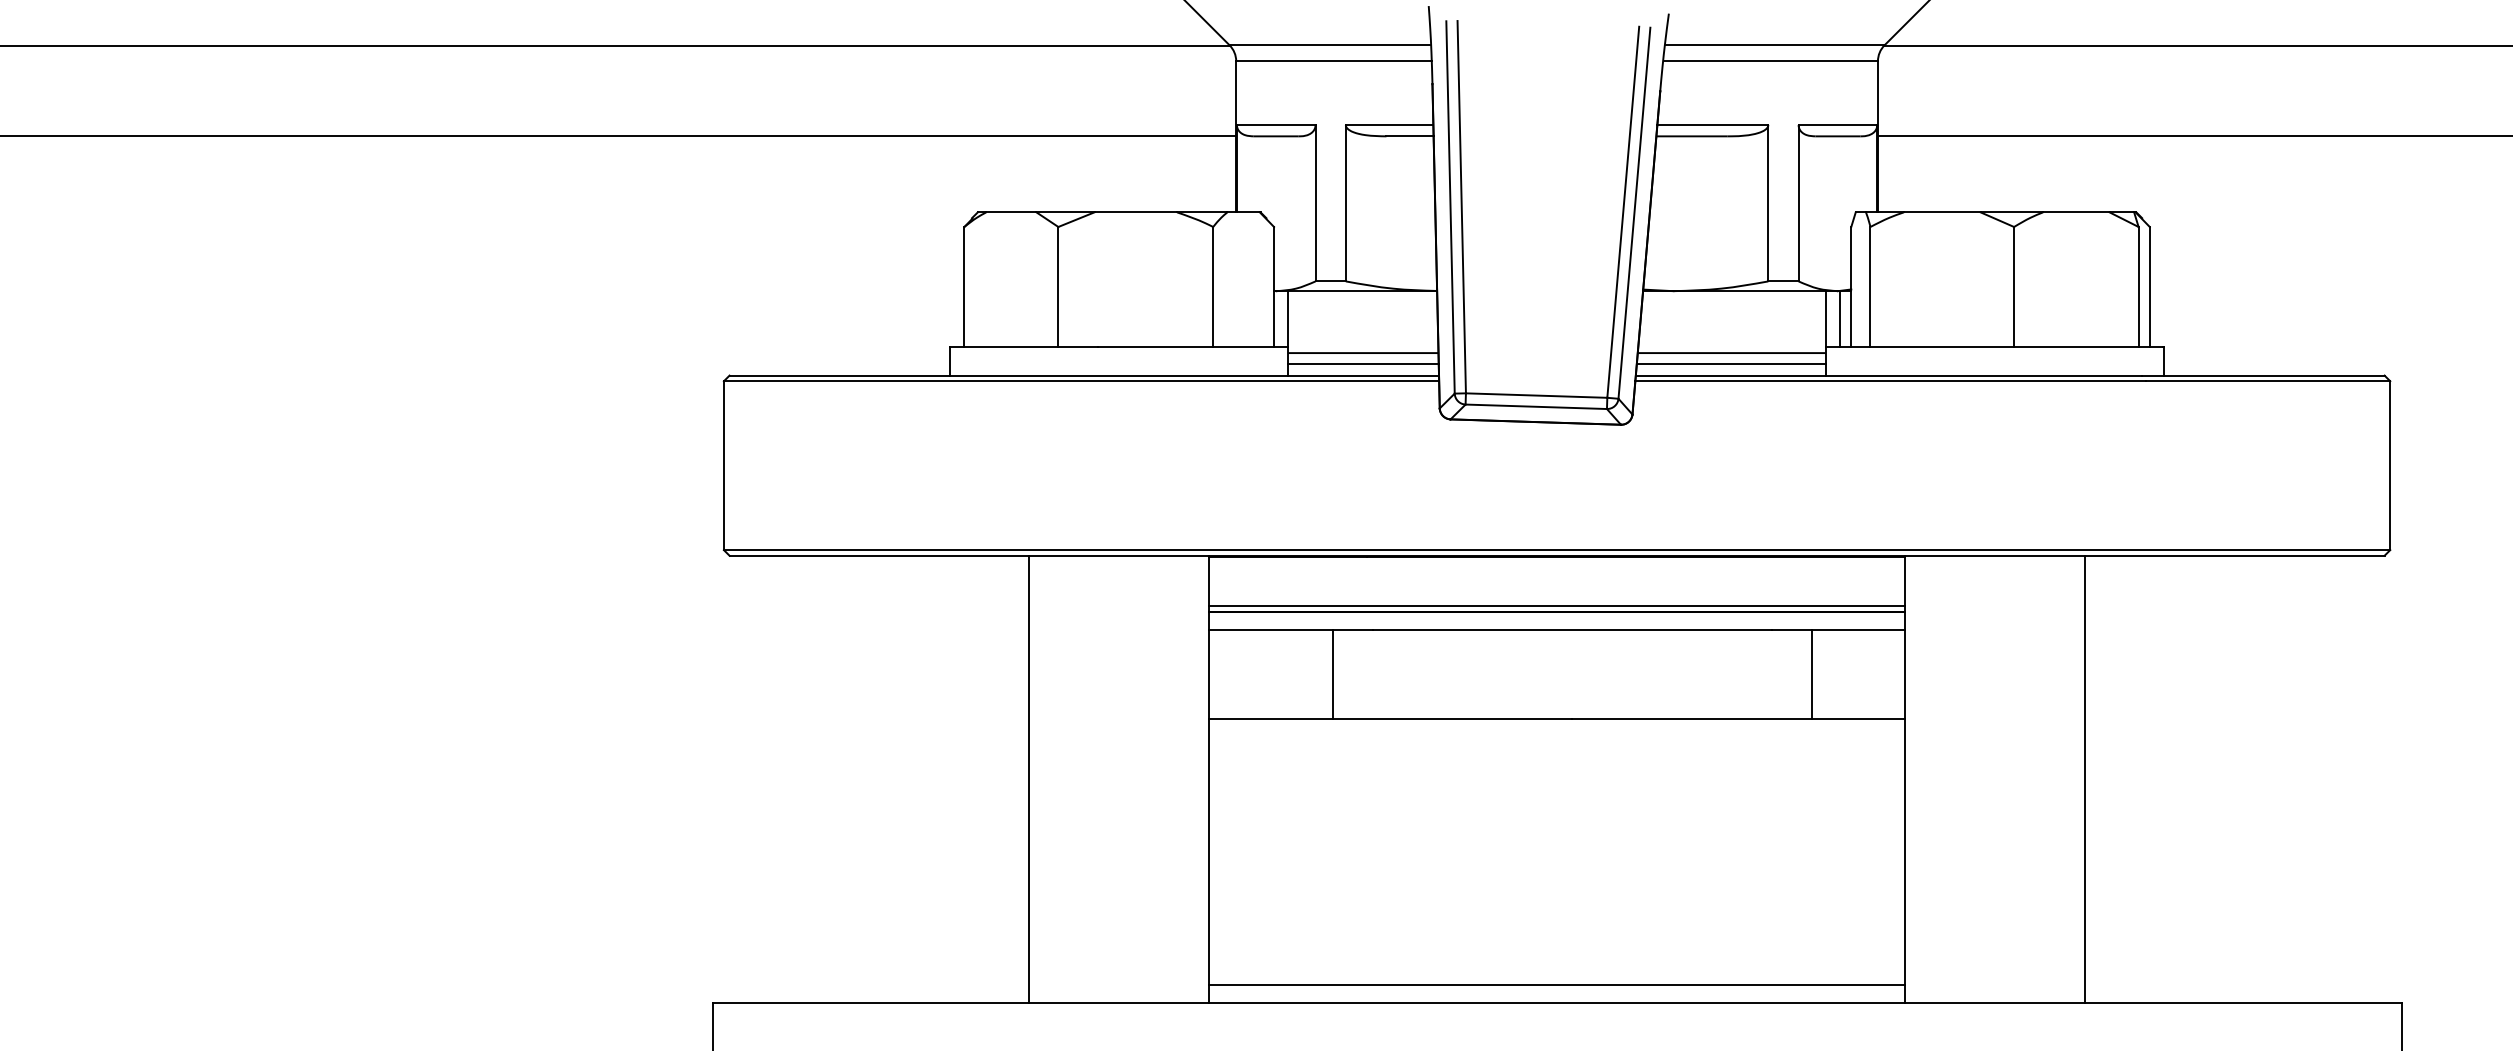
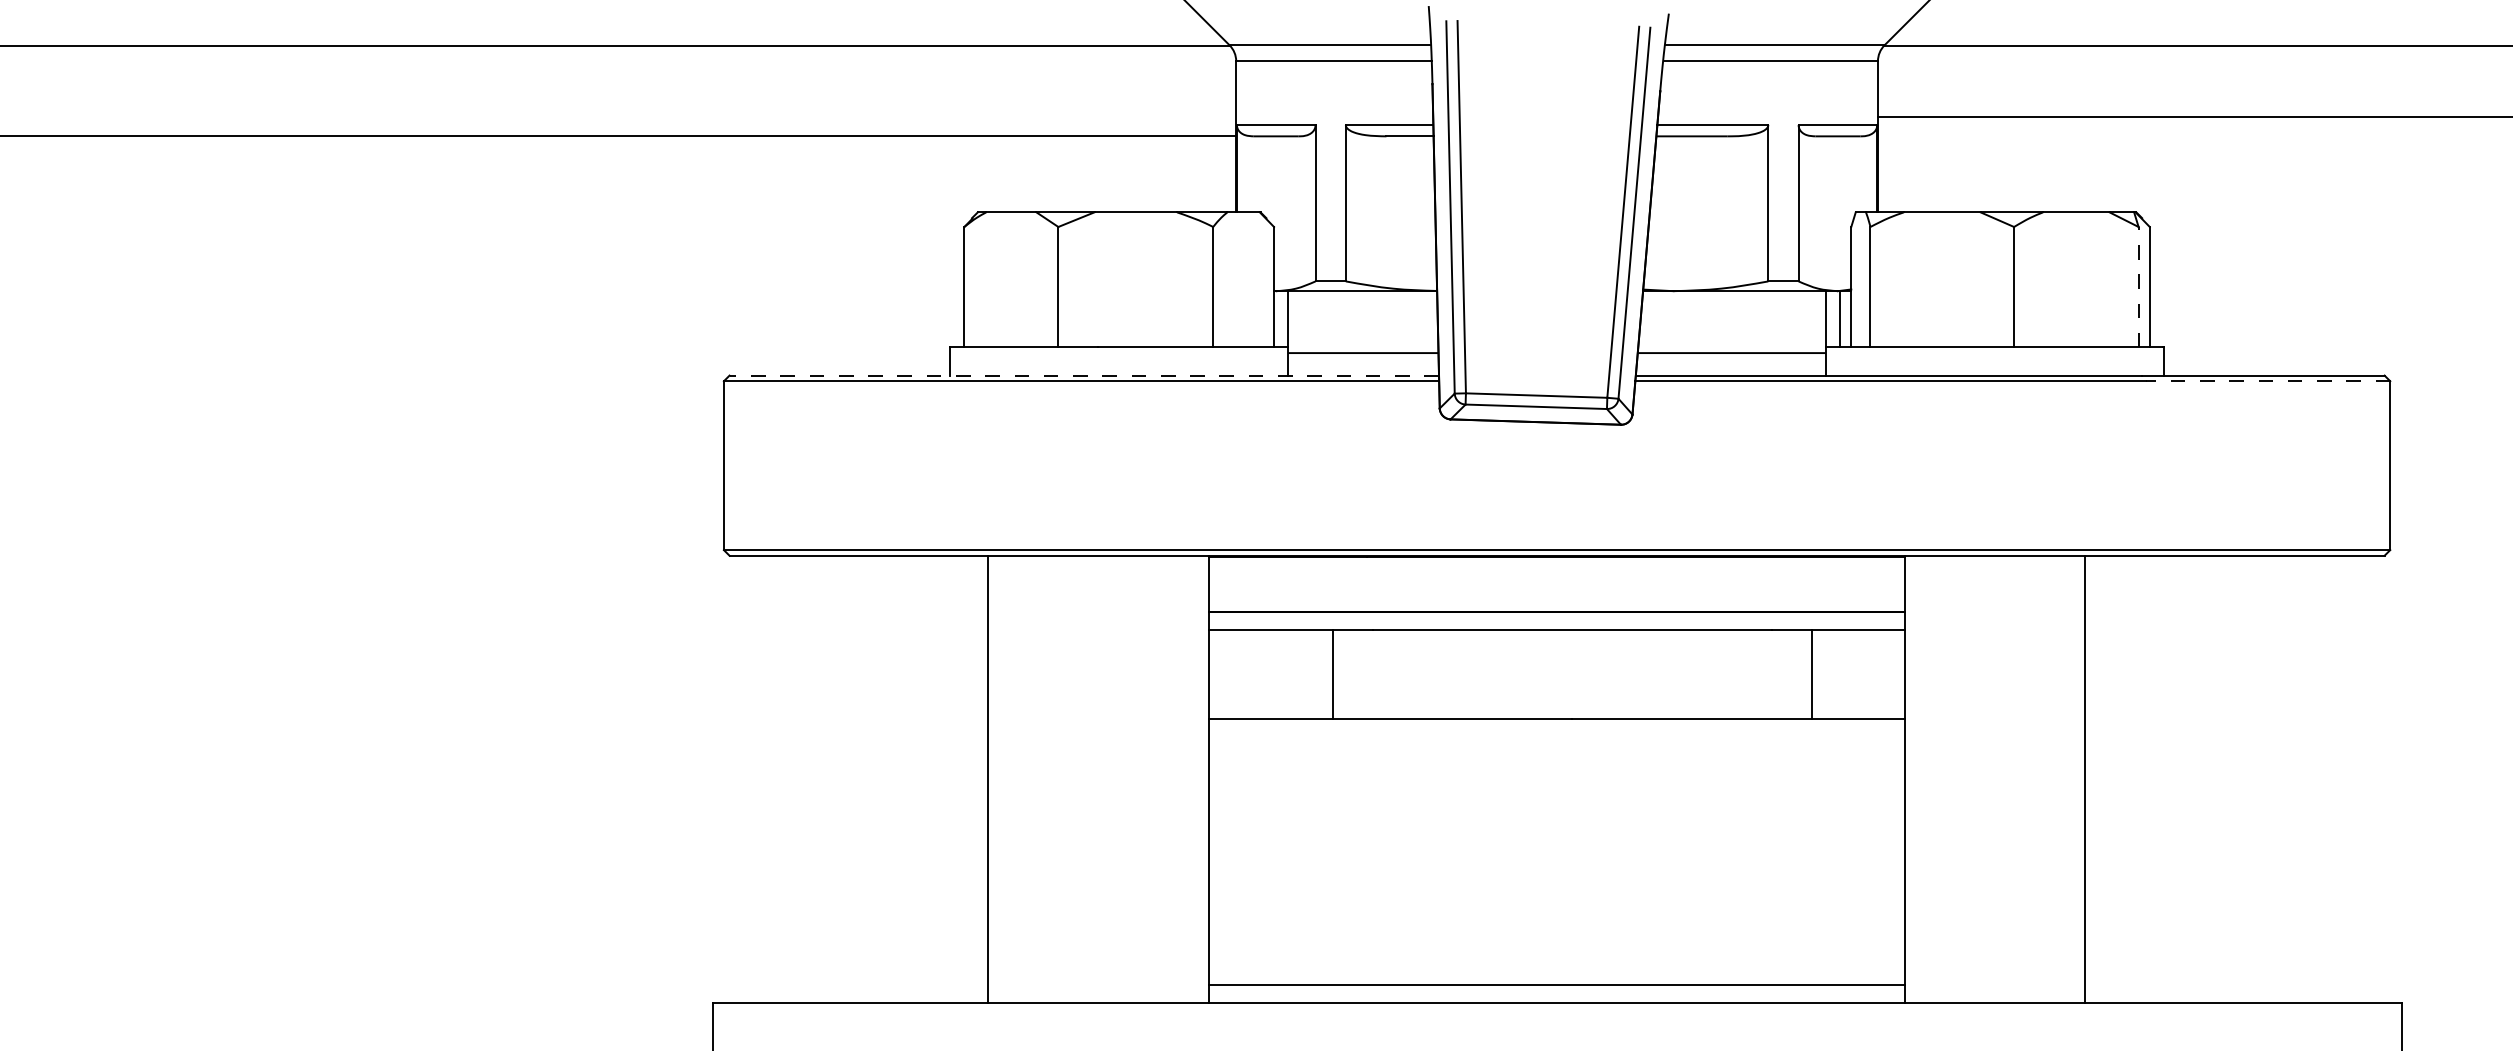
line position: (2193, 135) -> (2193, 116) (2193, 116)
line: solid -> dashed (2138, 286)
line: present -> none (1363, 364)
line: present -> none (1731, 364)
line: solid -> dashed (1084, 375)
line: solid -> dashed (2267, 381)
line: present -> none (1556, 606)
line position: (1029, 778) -> (988, 778) (988, 778)
